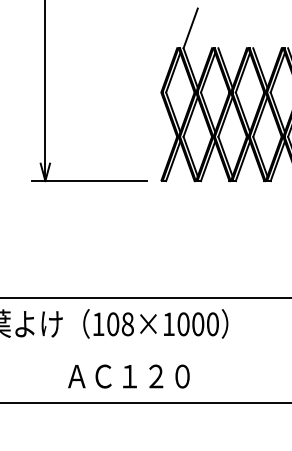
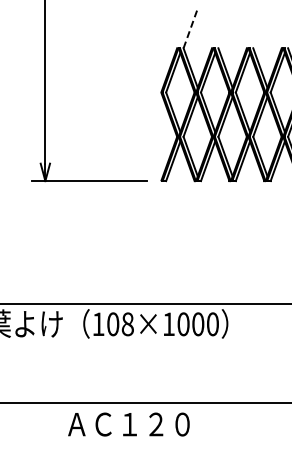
line: solid -> dashed (190, 27)
line position: (145, 298) -> (145, 304) (145, 304)
text position: (128, 376) -> (128, 424) (128, 424)
